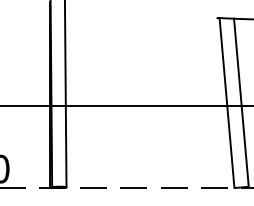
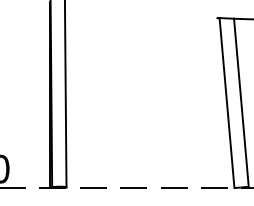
line: present -> none (126, 105)
